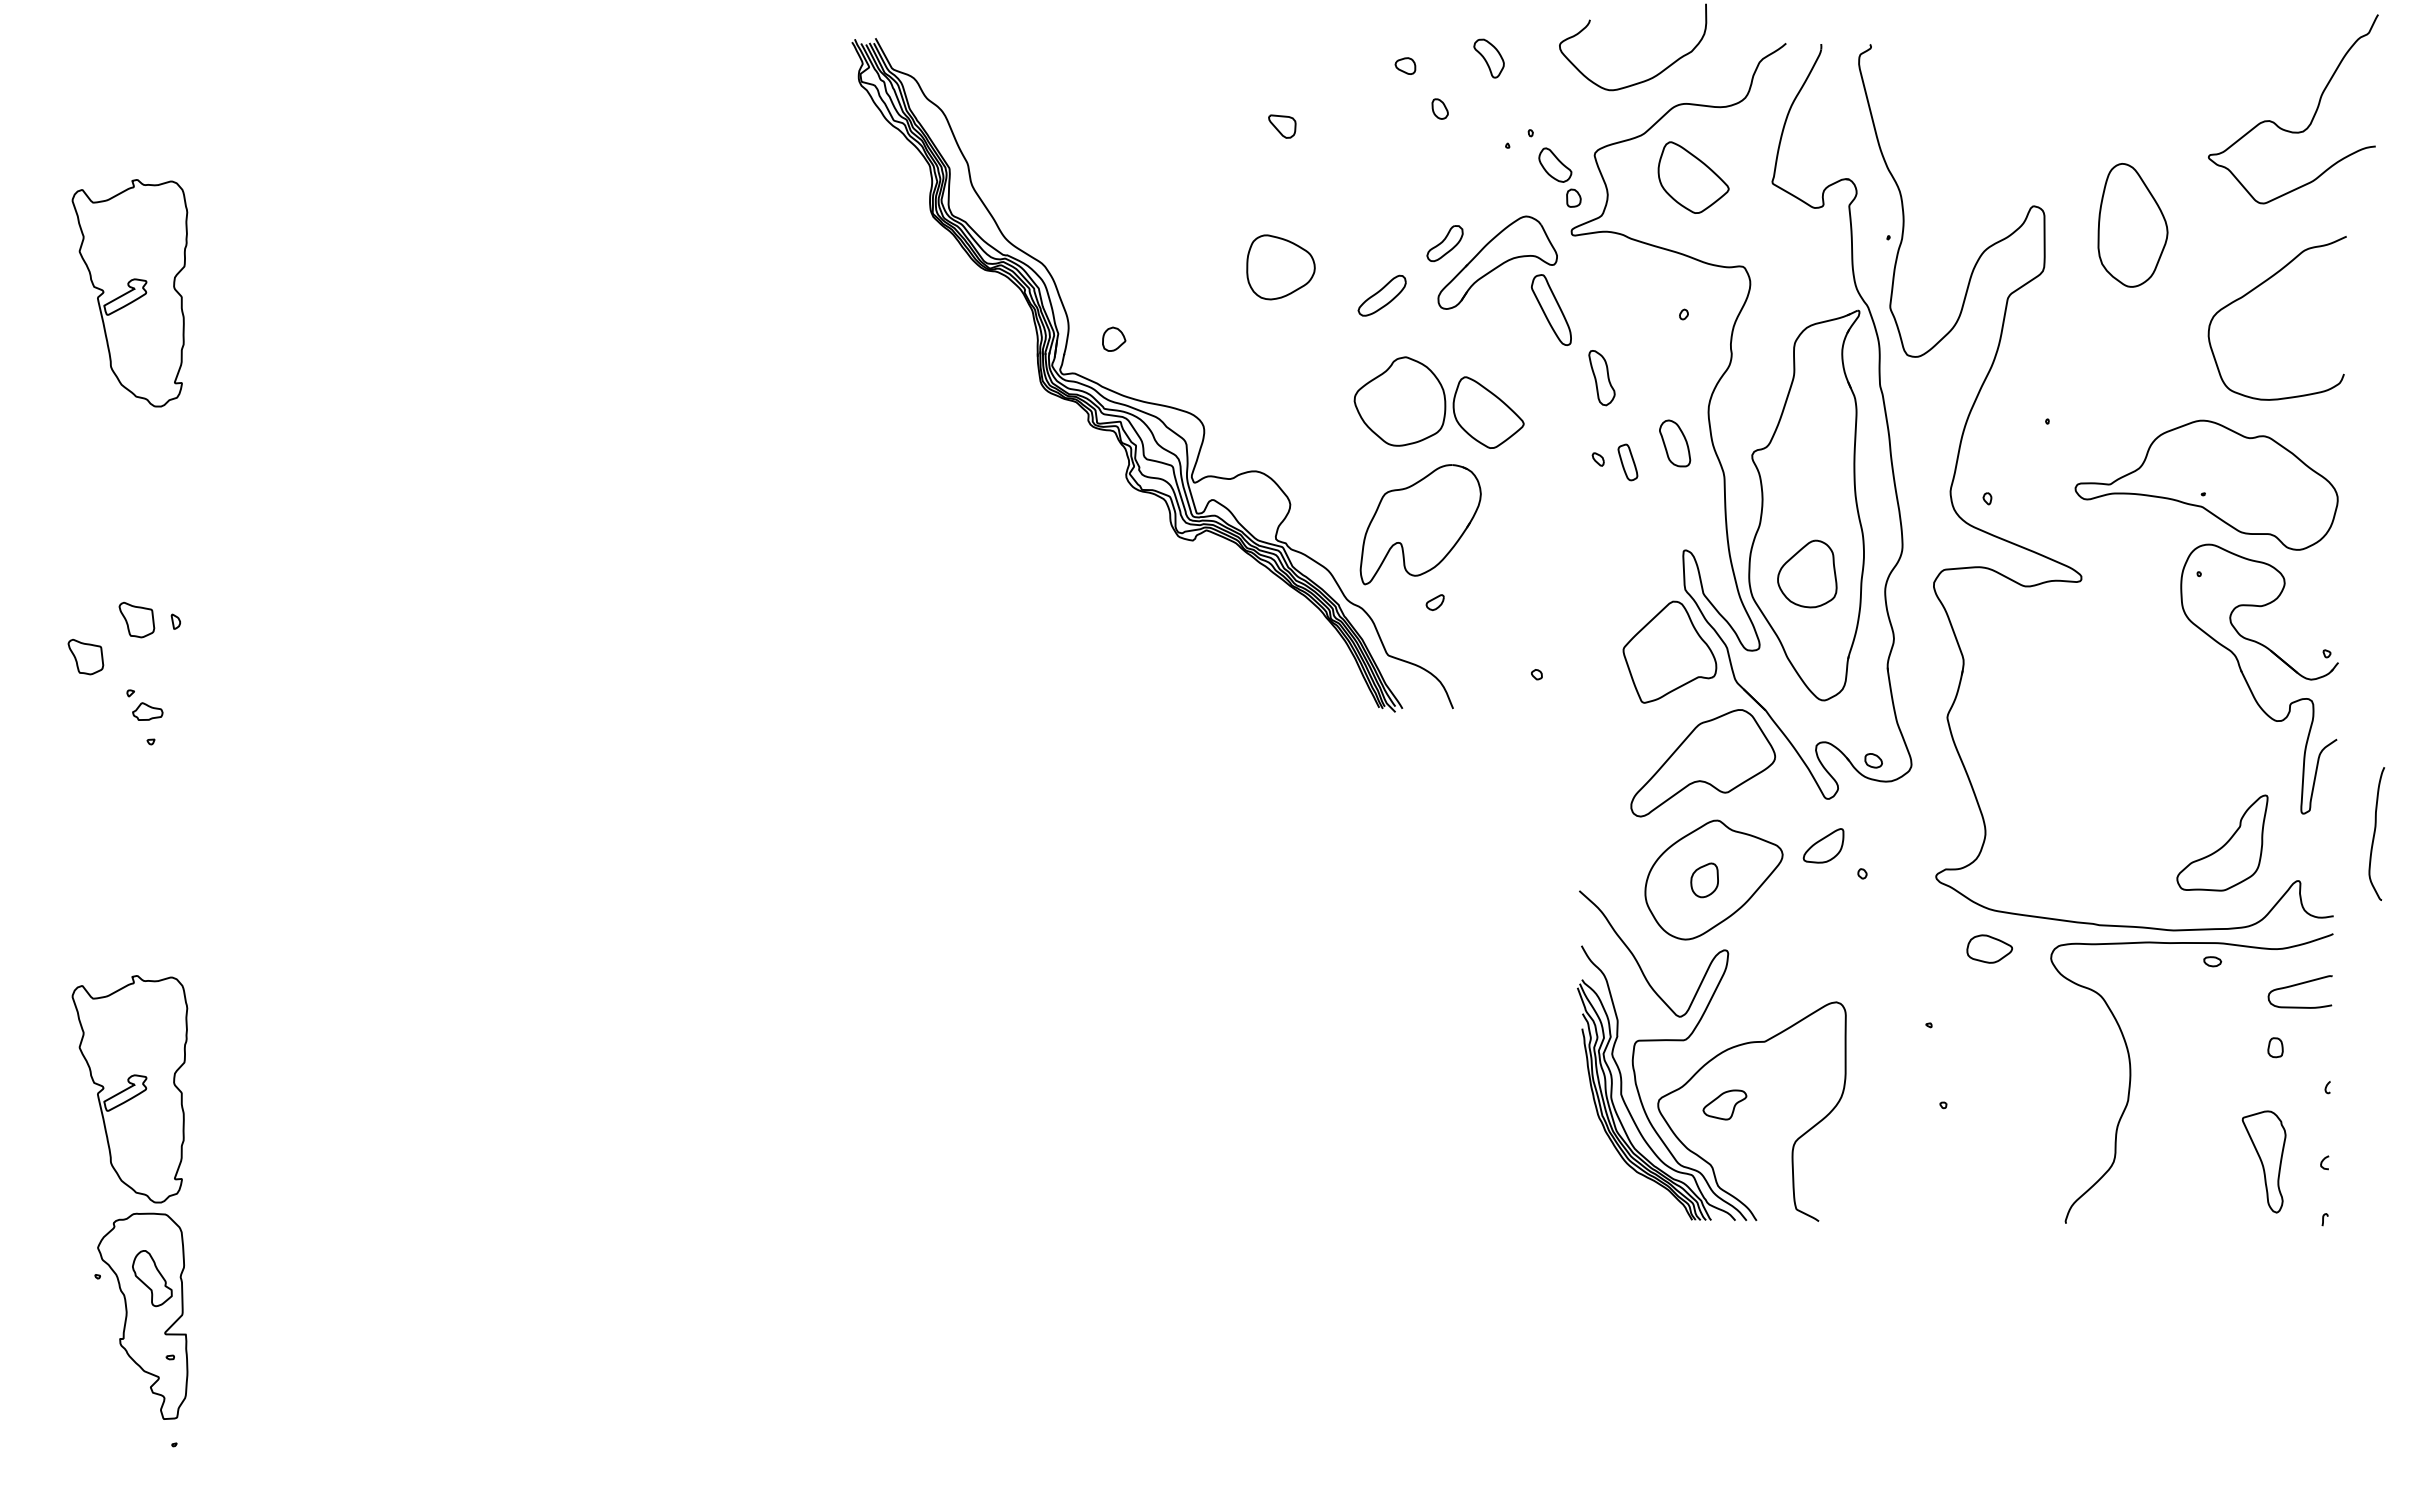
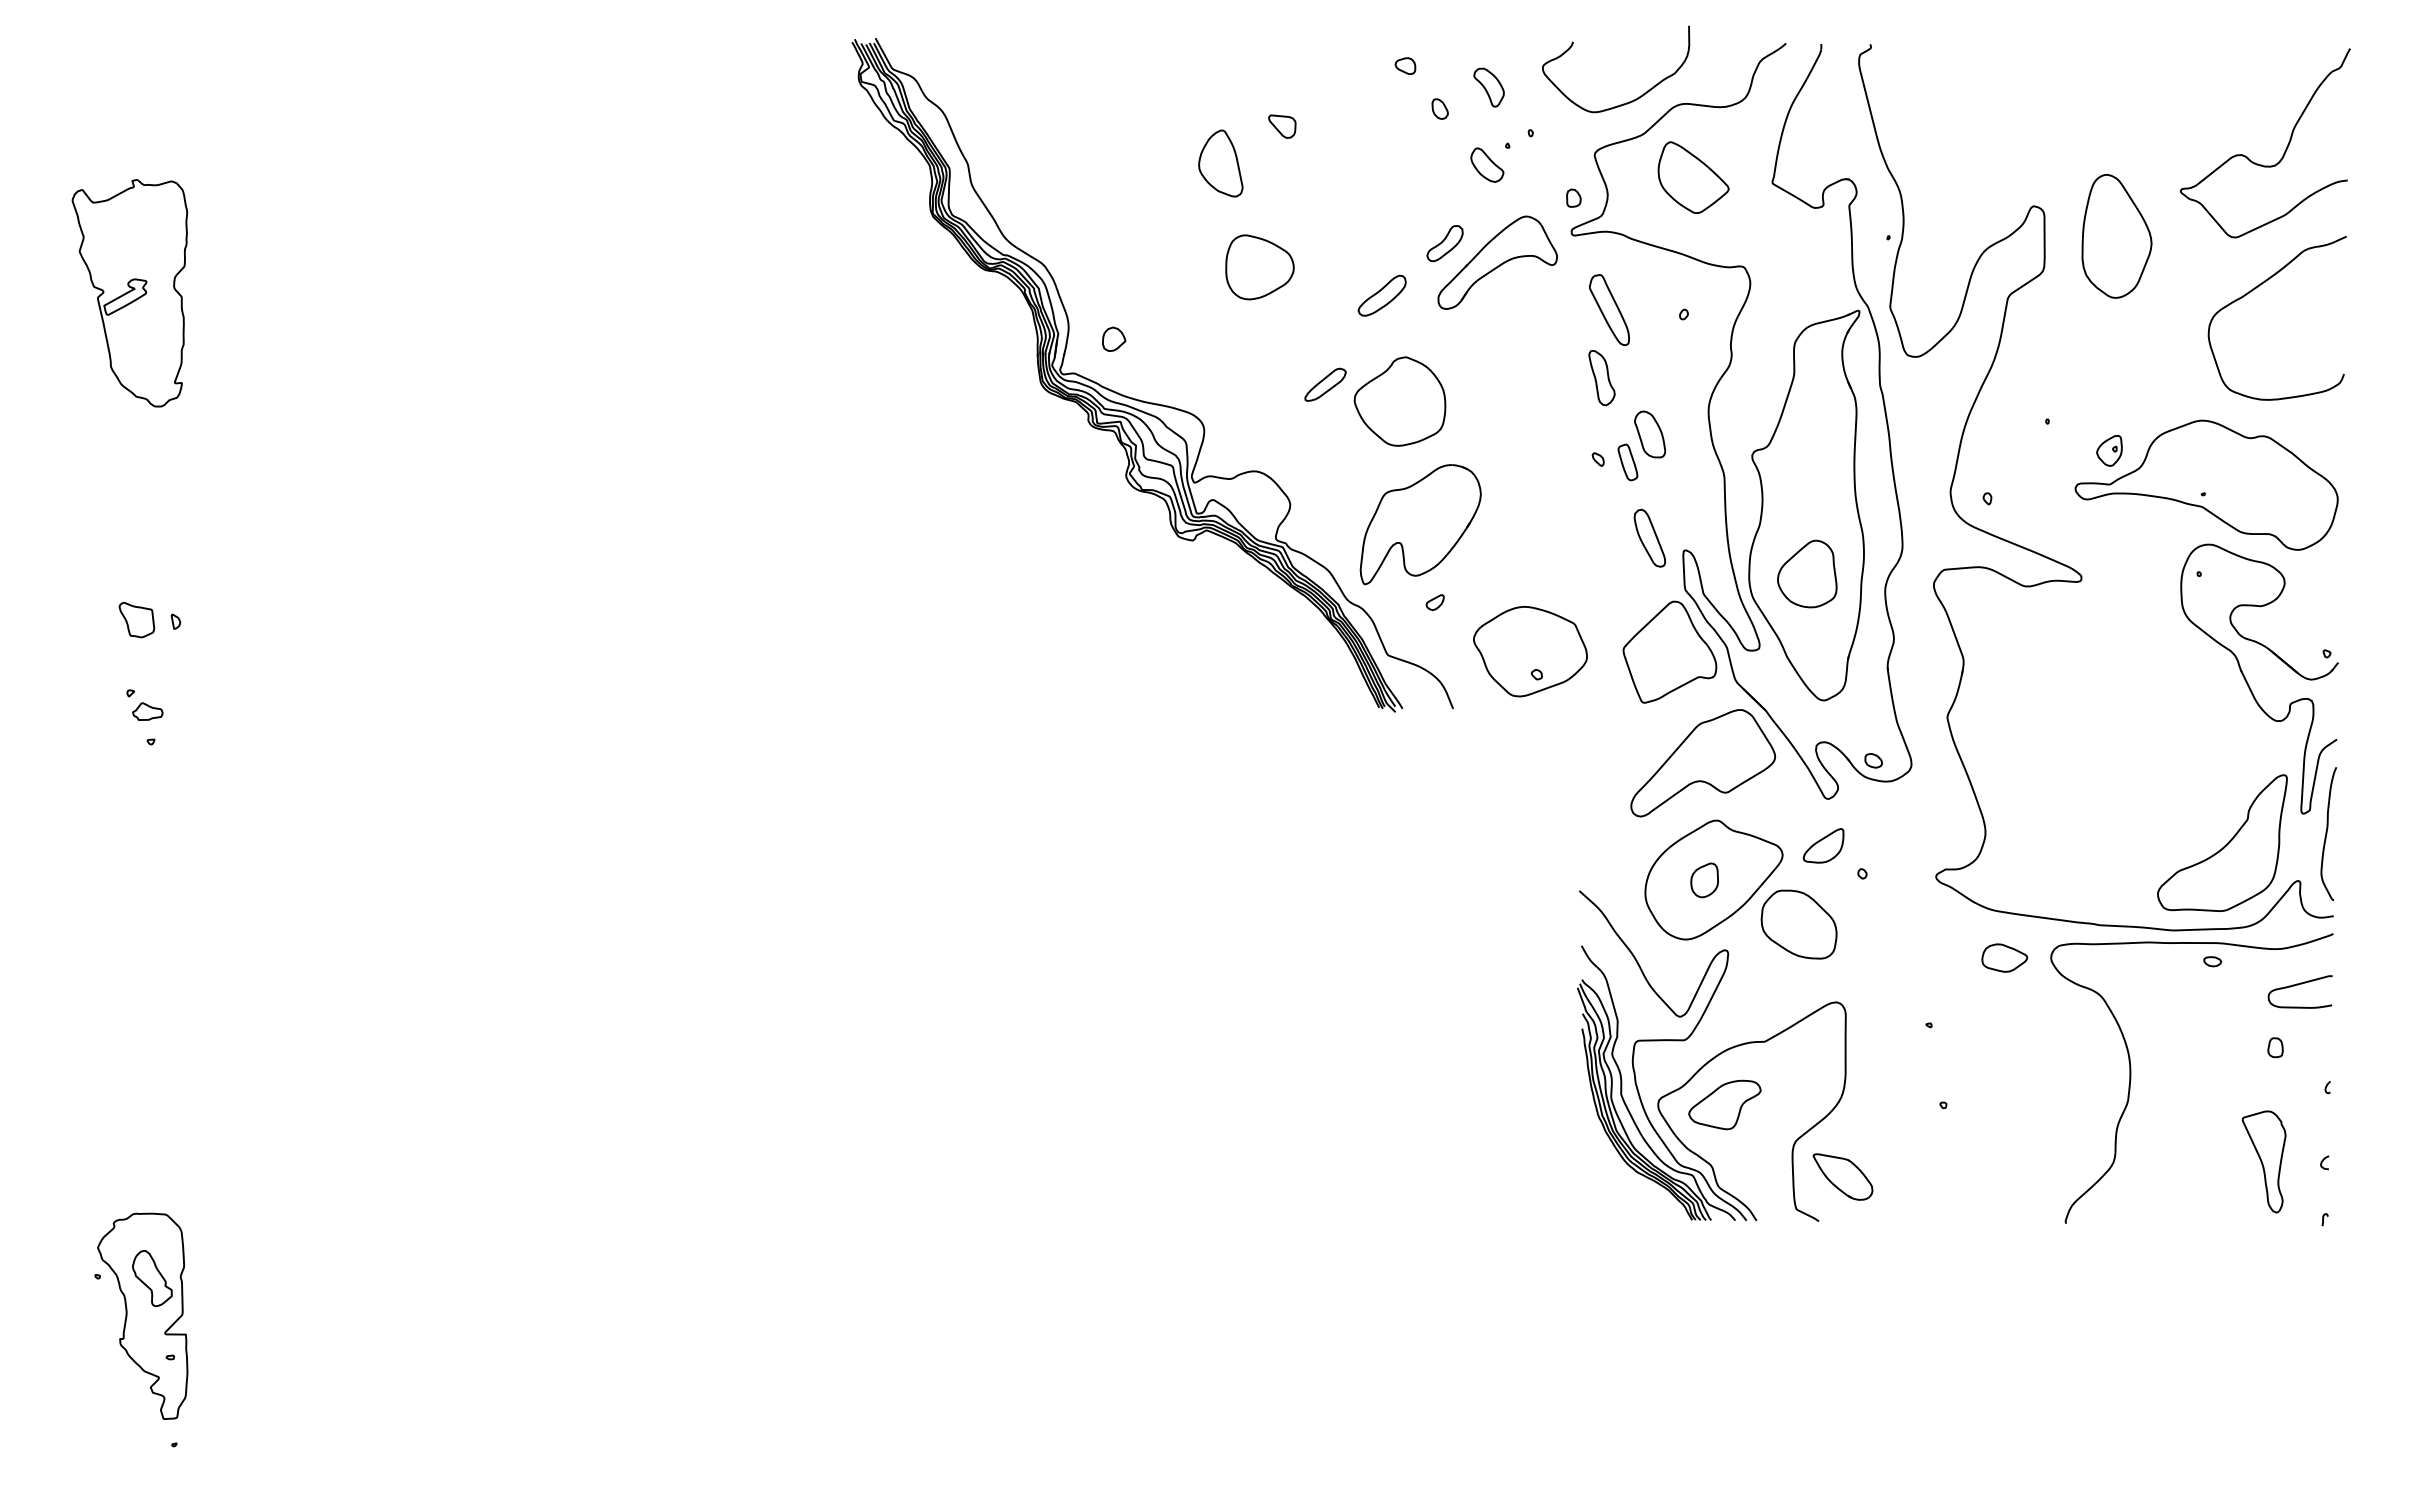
part position: (1488, 58) -> (1488, 87) (1488, 87)
curve position: (1648, 78) -> (1631, 100) (1631, 100)
curve position: (2311, 119) -> (2283, 153) (2283, 153)
part: none -> present (1220, 163)
part position: (1555, 164) -> (1487, 164) (1487, 164)
part position: (2132, 225) -> (2116, 236) (2116, 236)
part position: (1280, 267) -> (1259, 267) (1259, 267)
part position: (1550, 309) -> (1608, 309) (1608, 309)
part: none -> present (1325, 384)
part: present -> none (1488, 412)
part position: (1675, 443) -> (1650, 434) (1650, 434)
part: none -> present (2109, 450)
part: none -> present (1649, 537)
part: none -> present (1530, 651)
part: present -> none (85, 657)
curve position: (2375, 833) -> (2327, 833) (2327, 833)
part size: 93x98 px -> 131x138 px (2222, 842)
part: none -> present (1798, 924)
part position: (1989, 948) -> (2004, 957) (2004, 957)
part: present -> none (129, 1089)
part size: 46x32 px -> 74x52 px (1724, 1104)
part: none -> present (1842, 1176)
